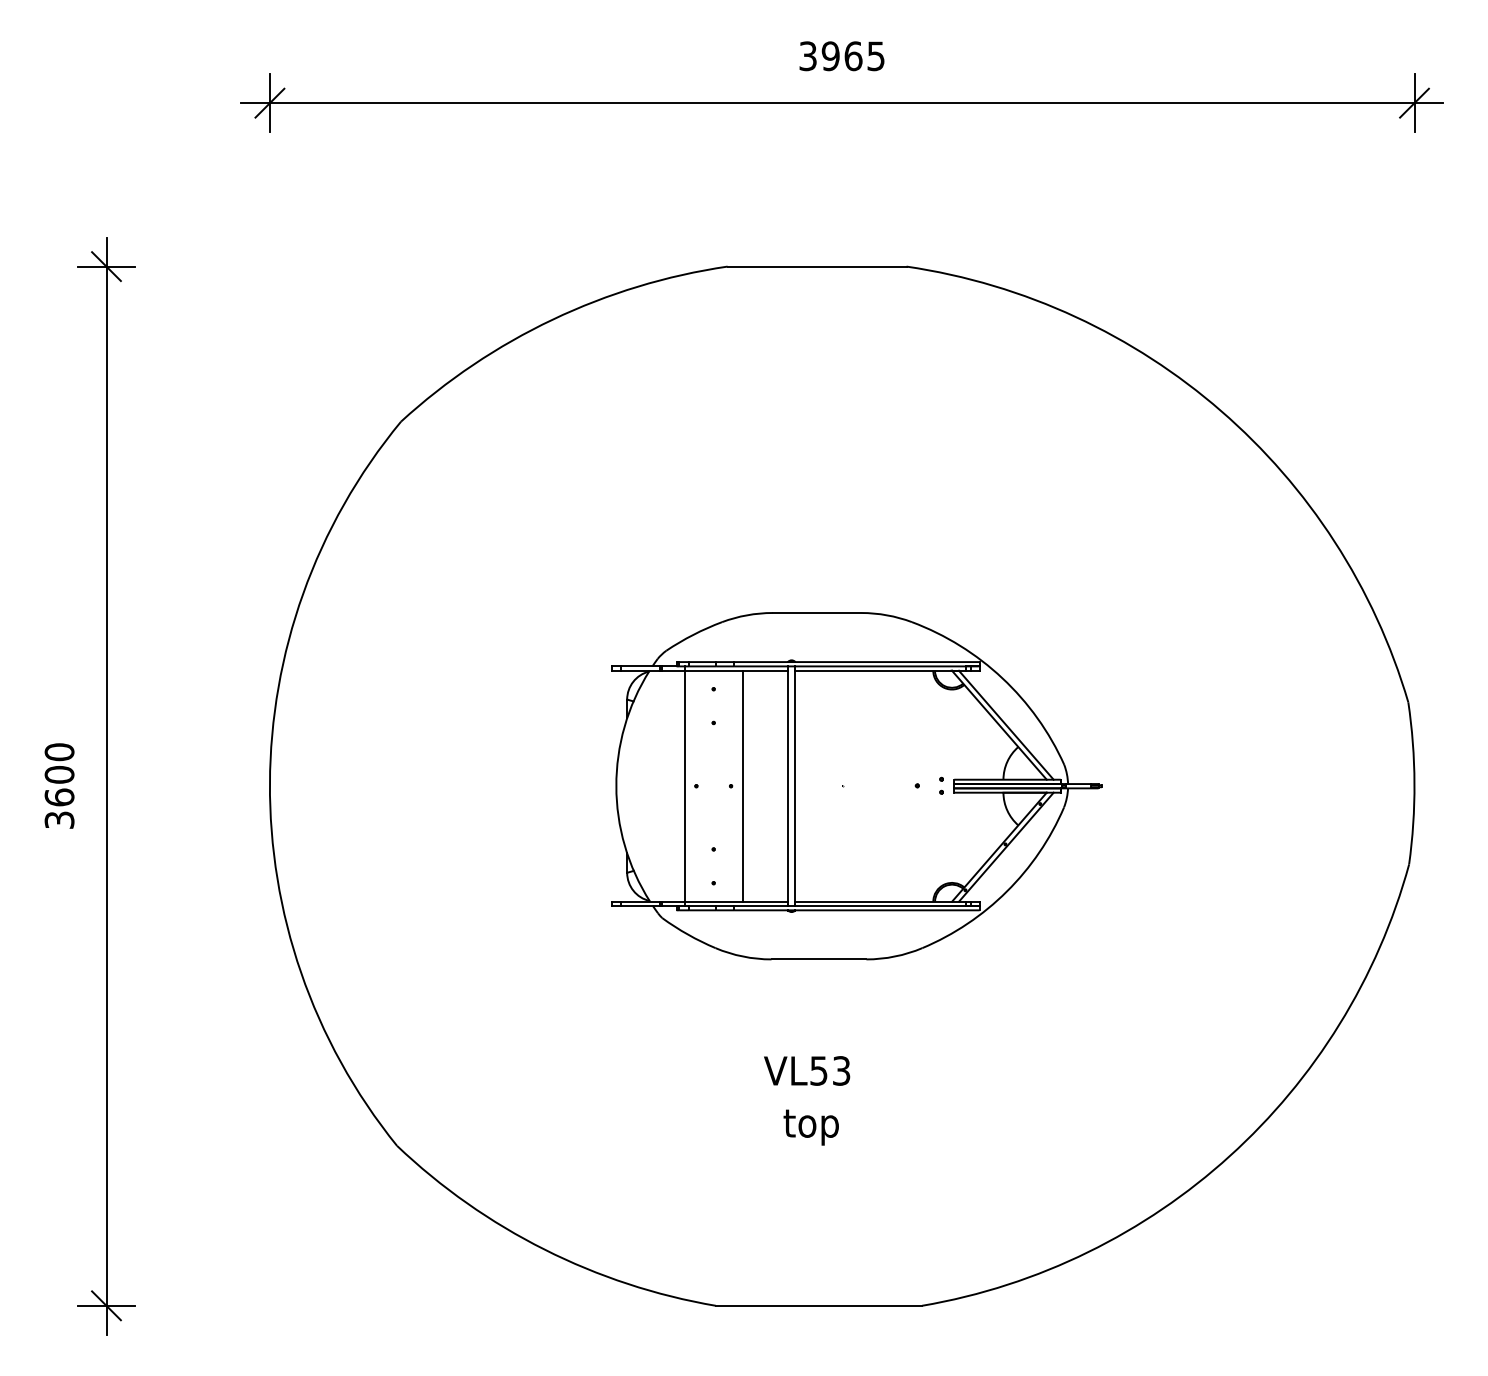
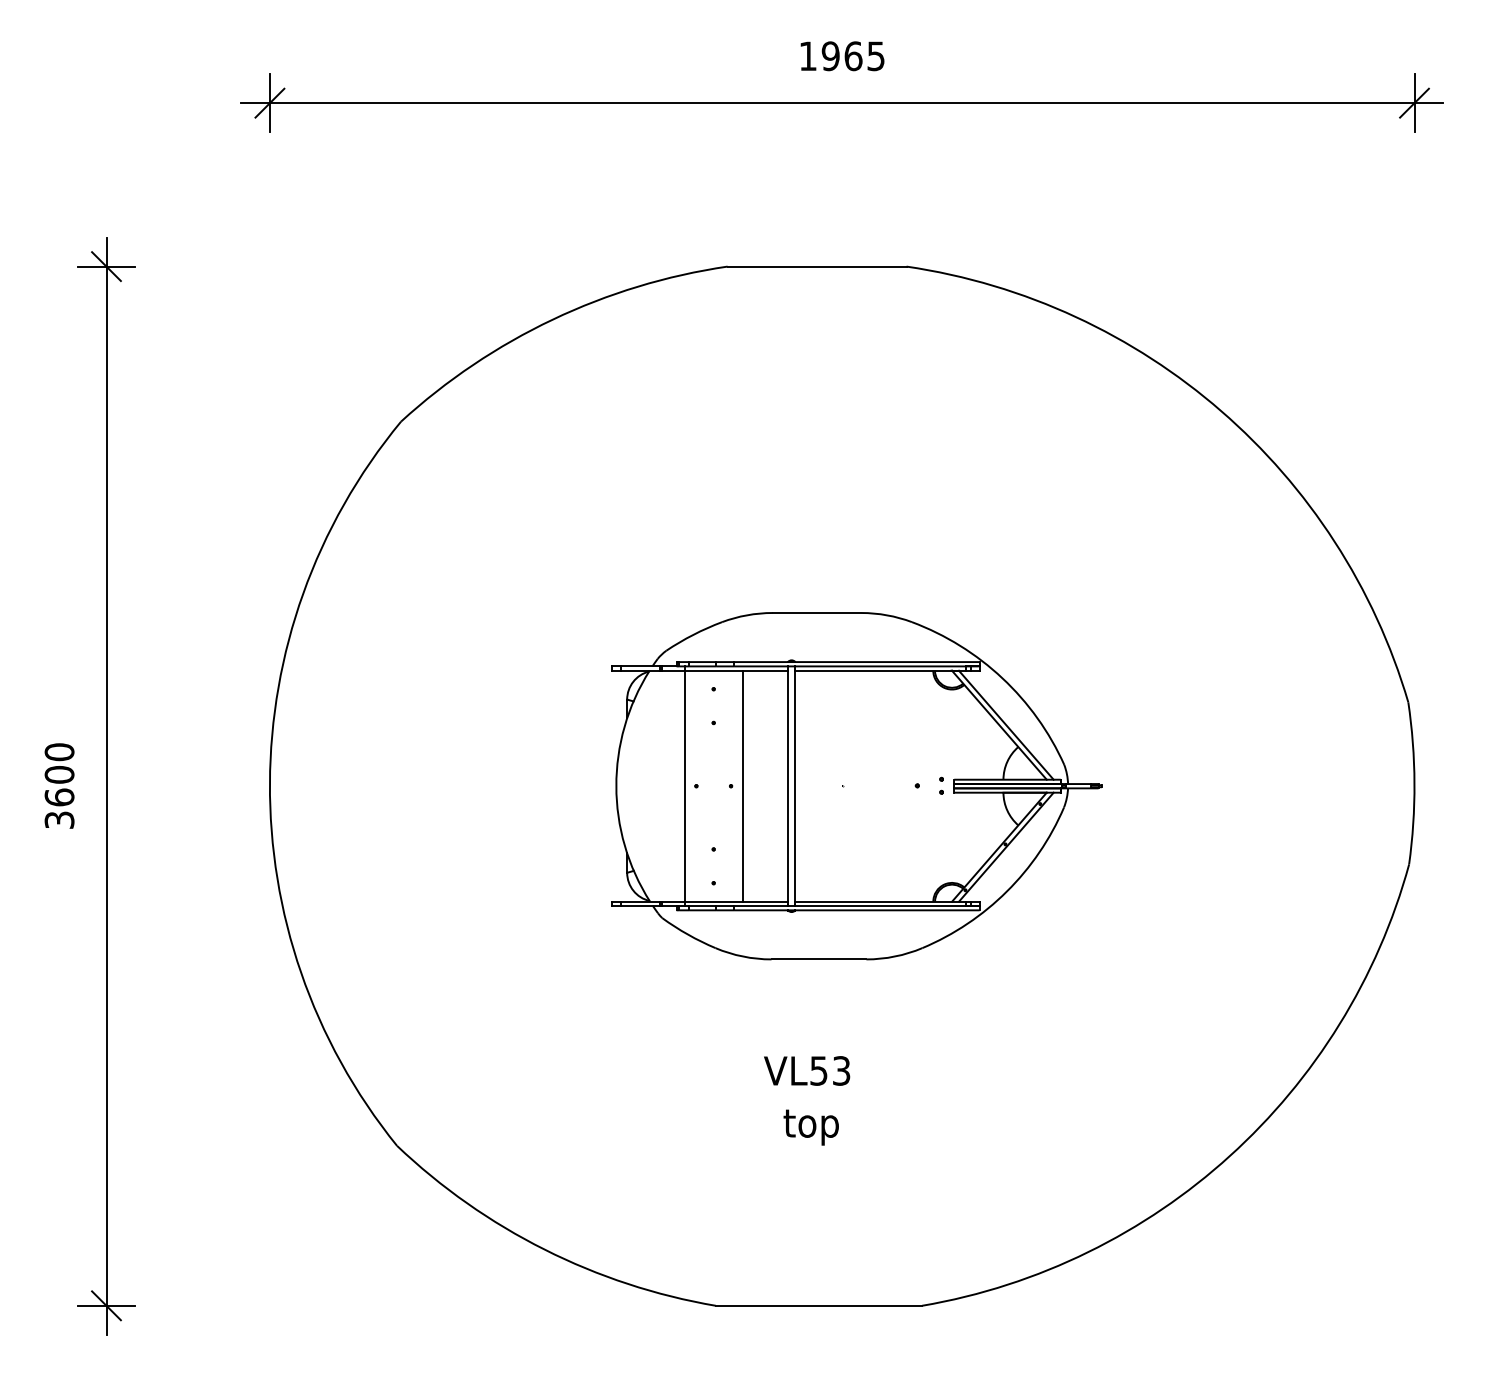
text: 3965 -> 1965 (807, 56)
